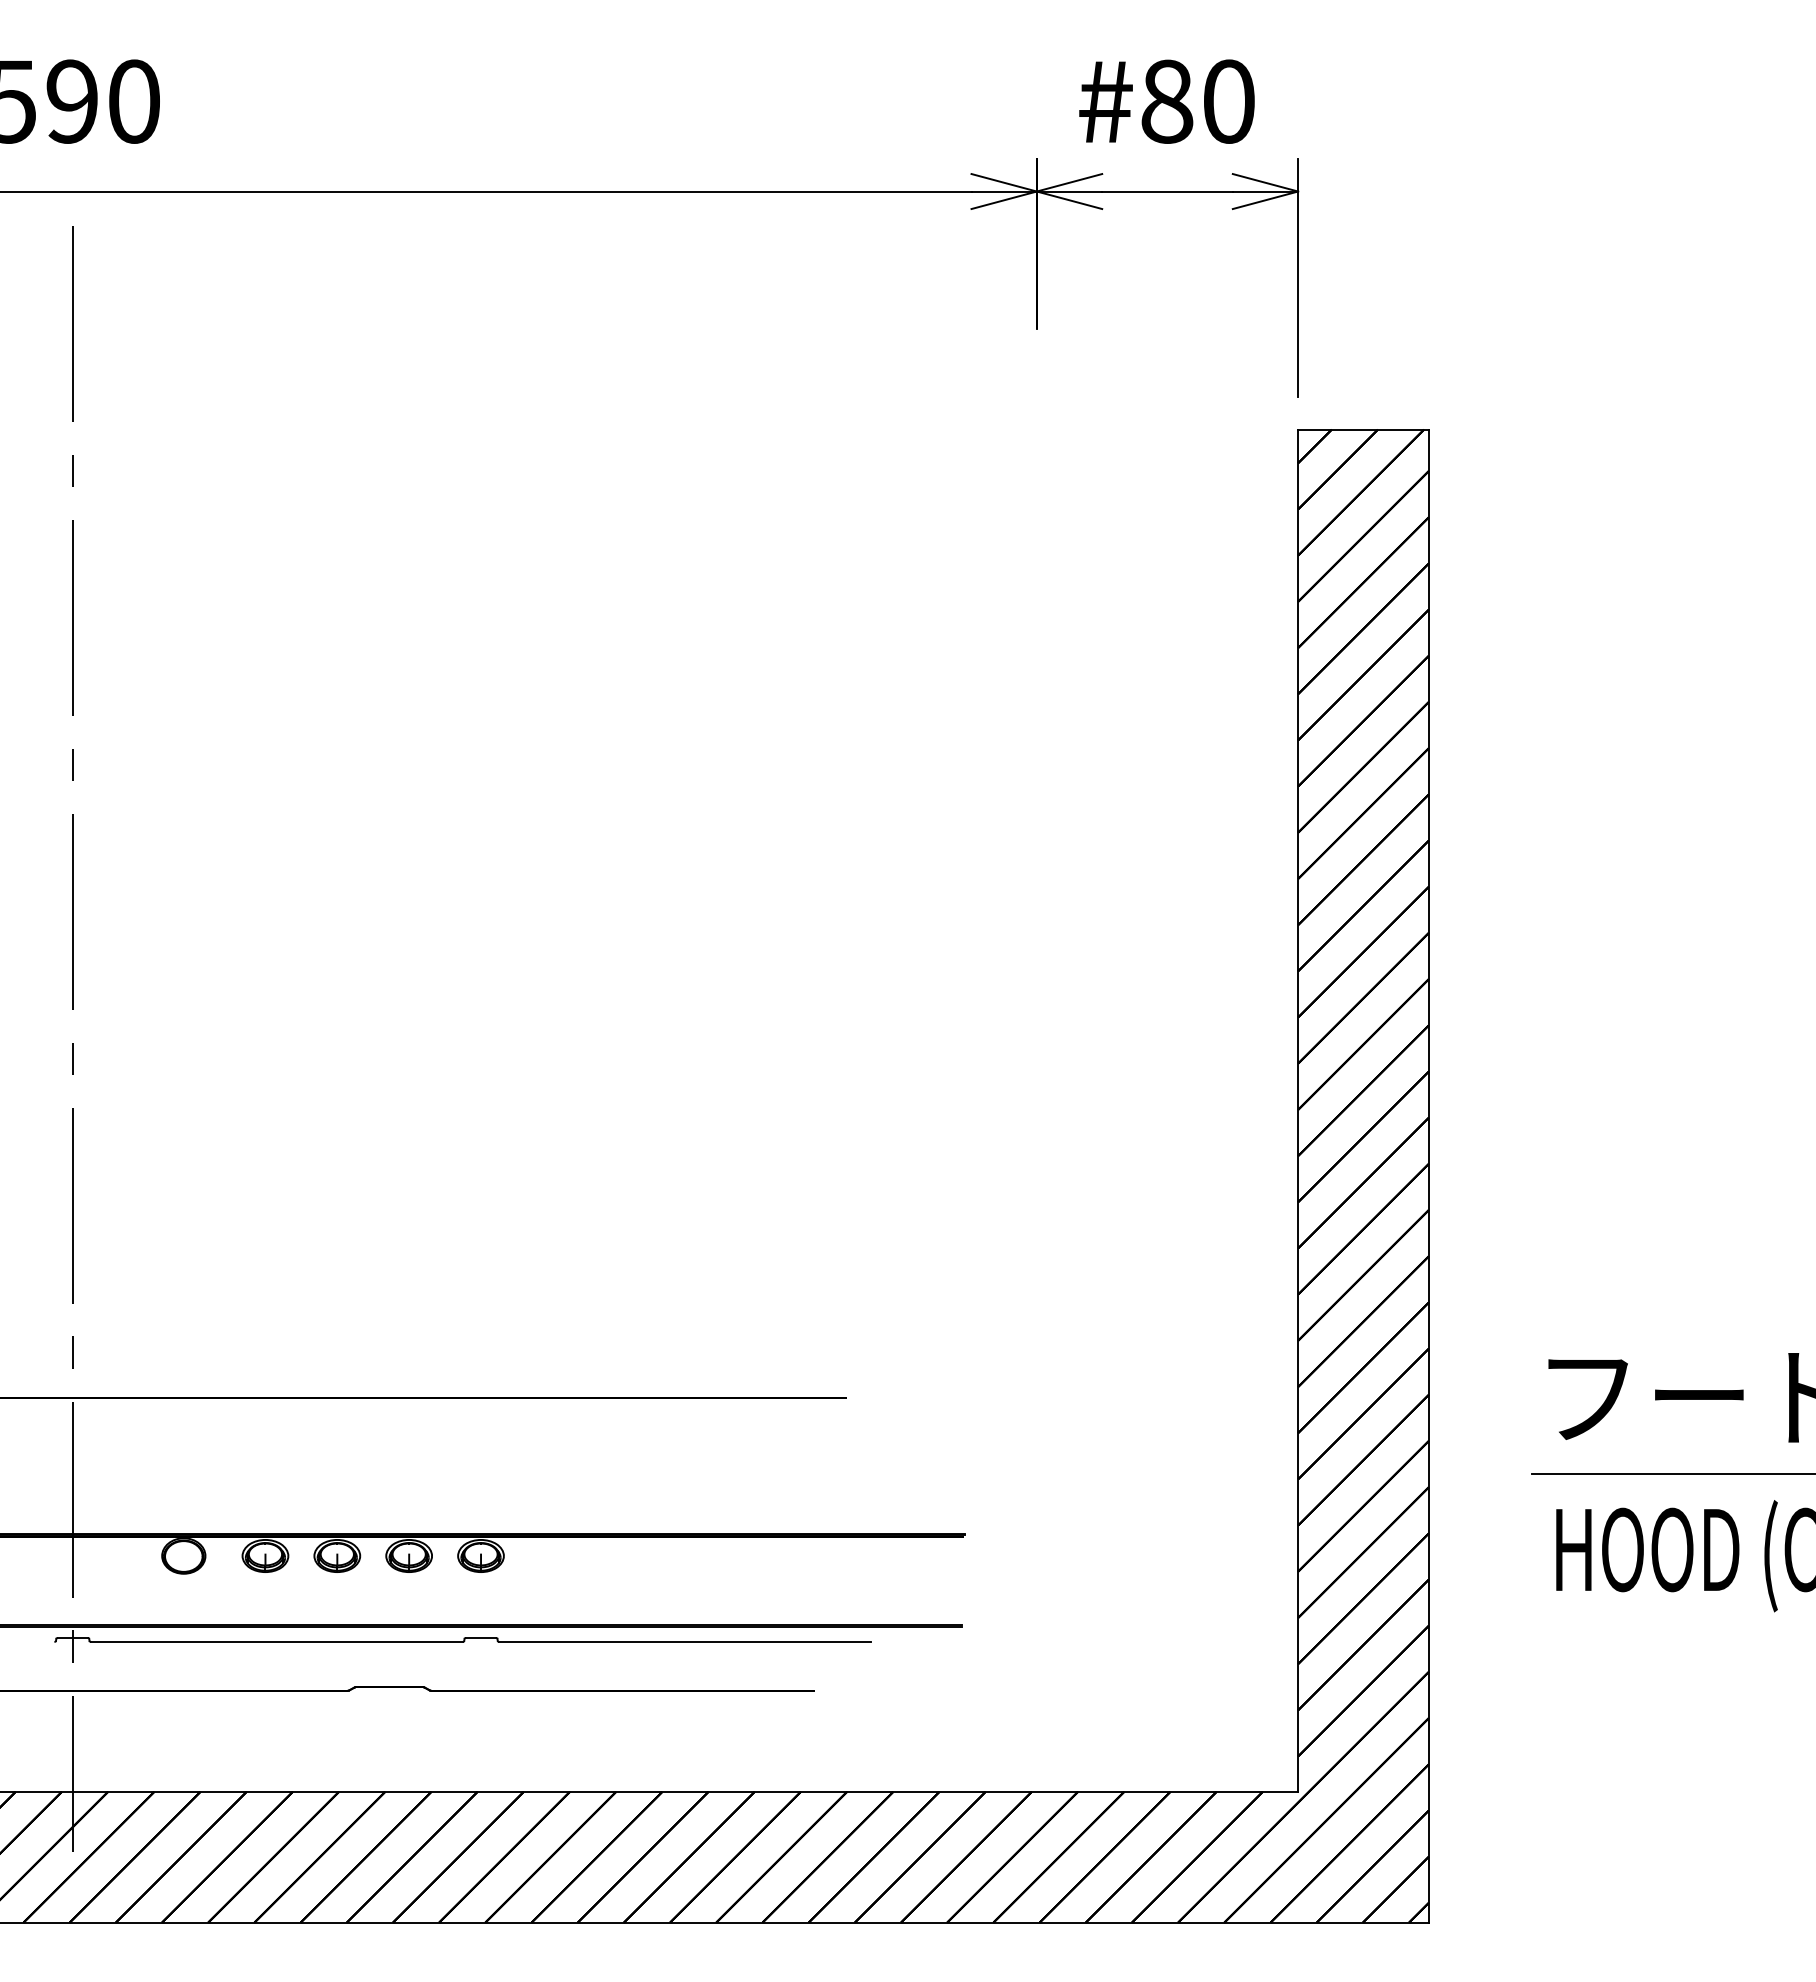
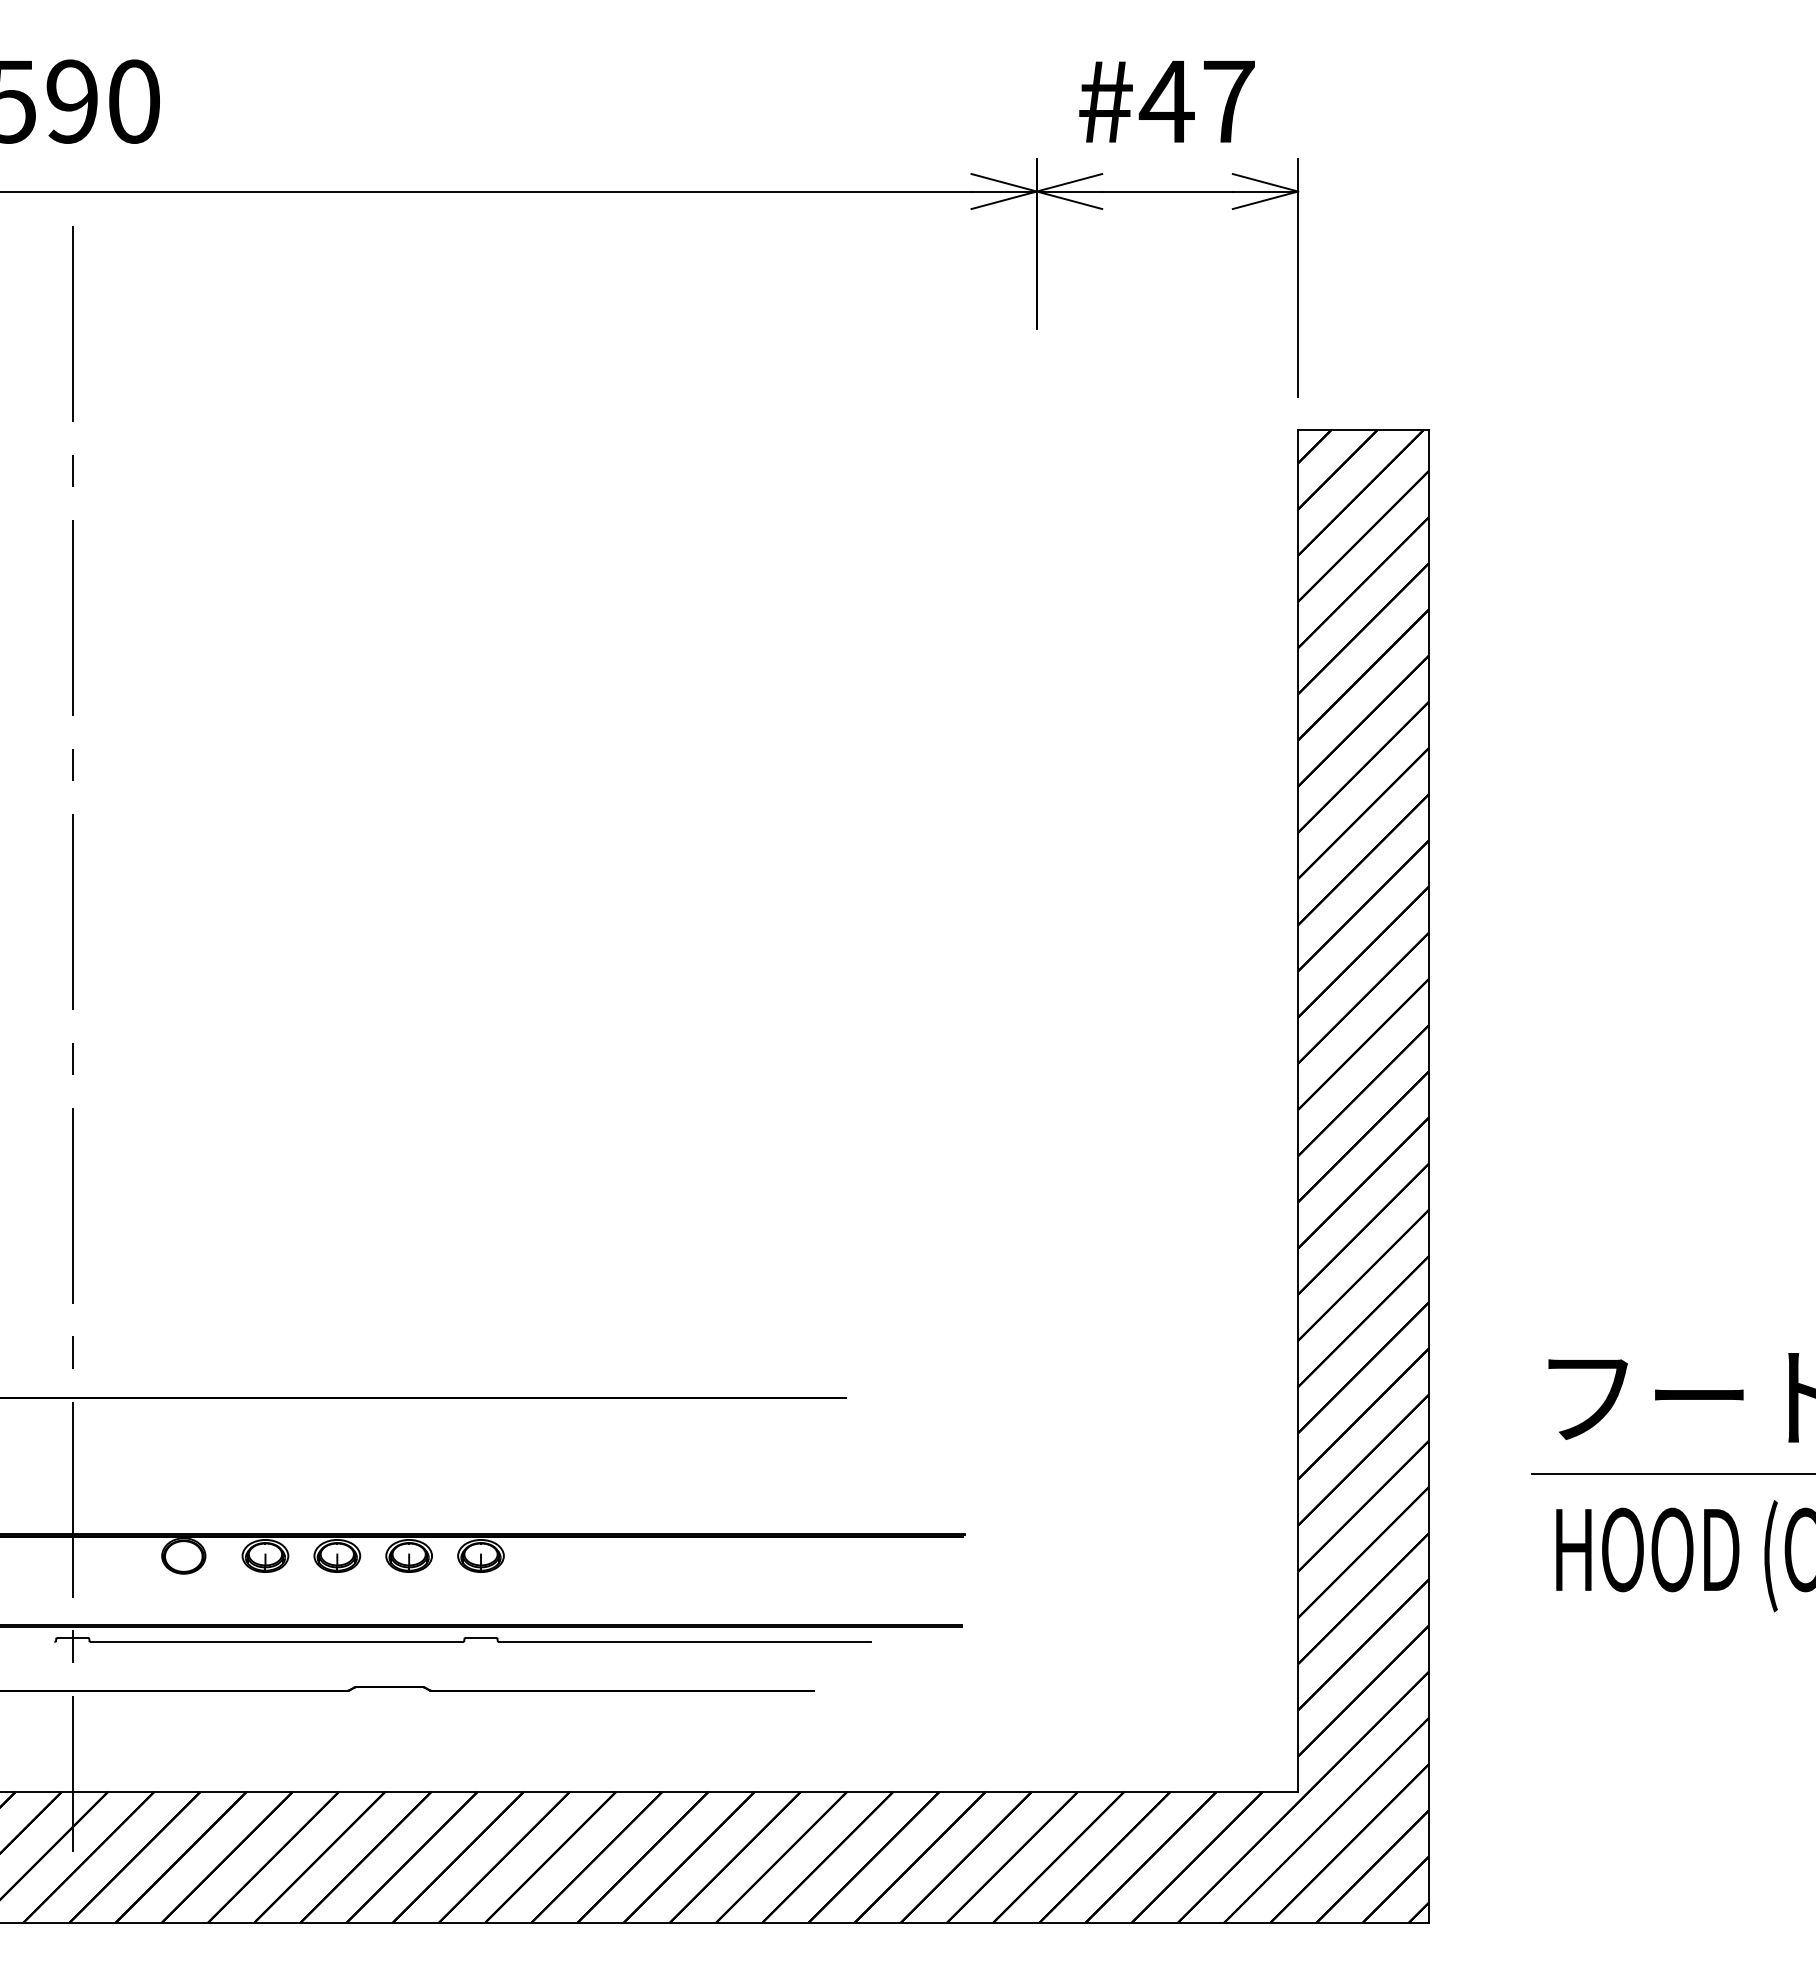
text: #80 -> #47 (1196, 101)
